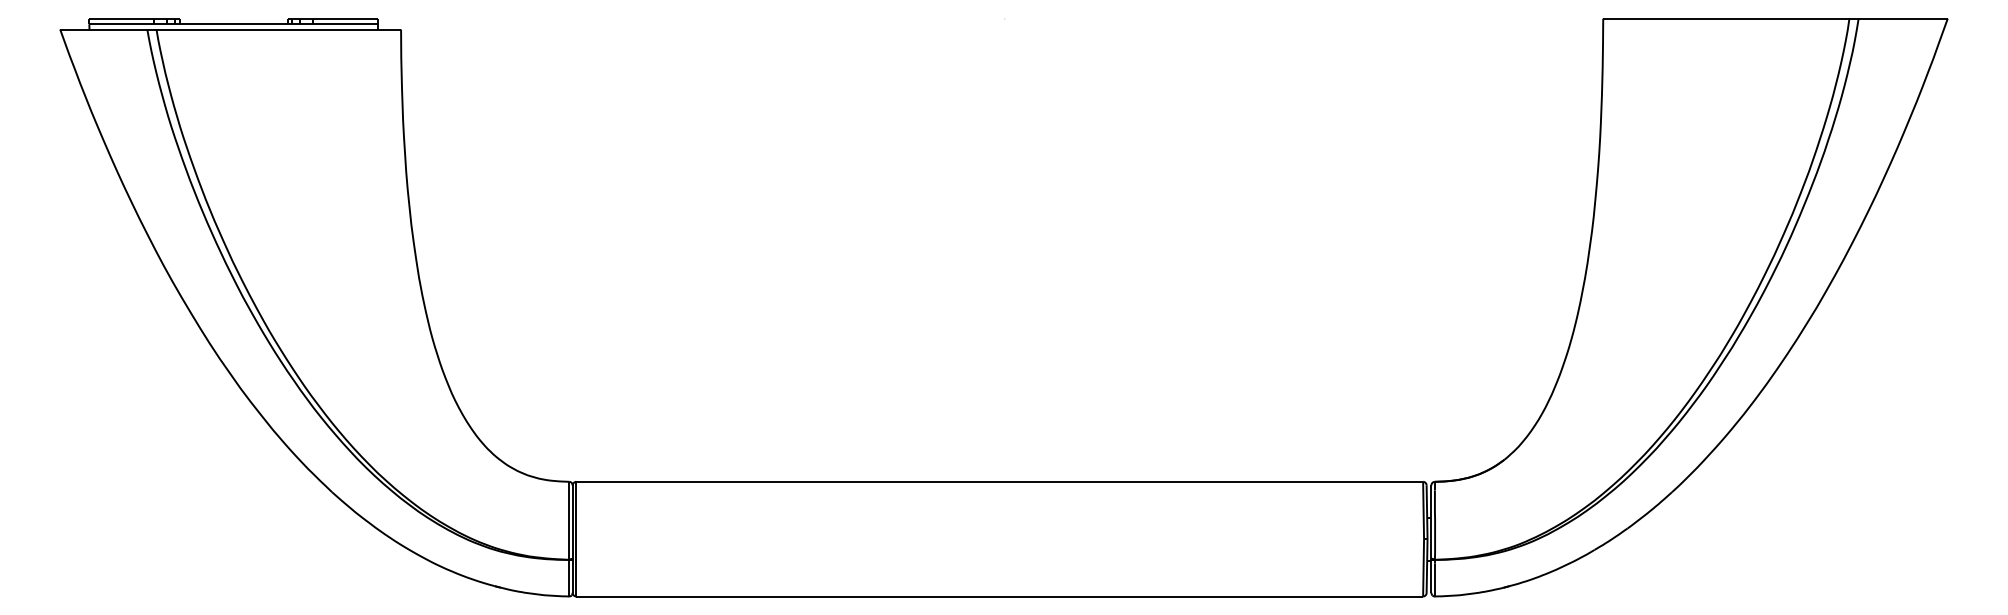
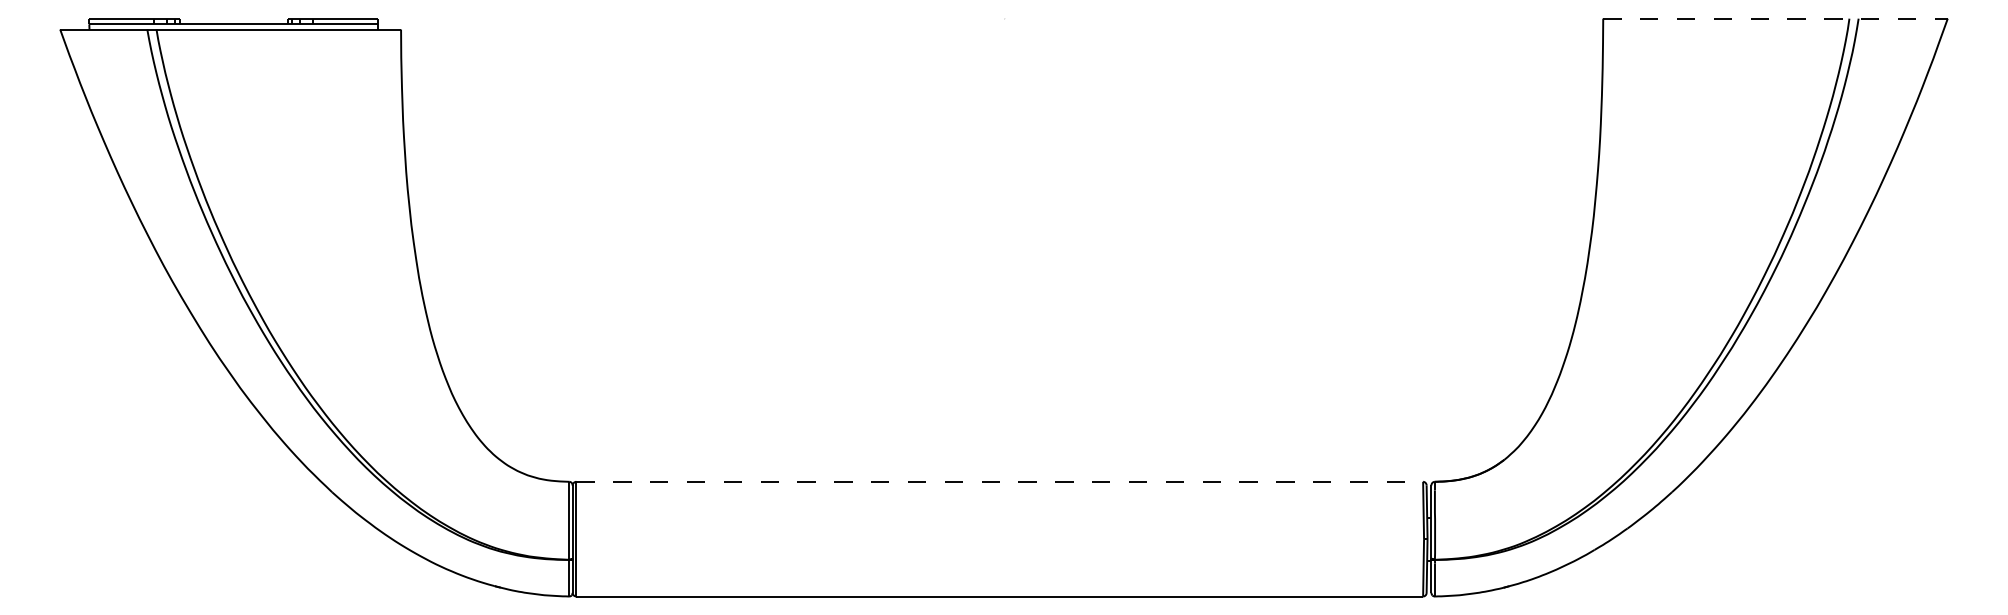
line: solid -> dashed (1776, 18)
line: solid -> dashed (1000, 481)
